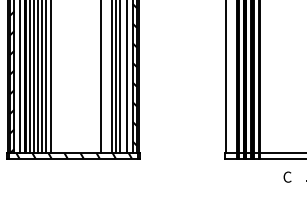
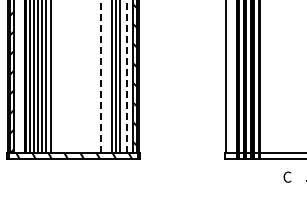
line: present -> none (19, 77)
line: solid -> dashed (100, 77)
line: solid -> dashed (127, 77)
